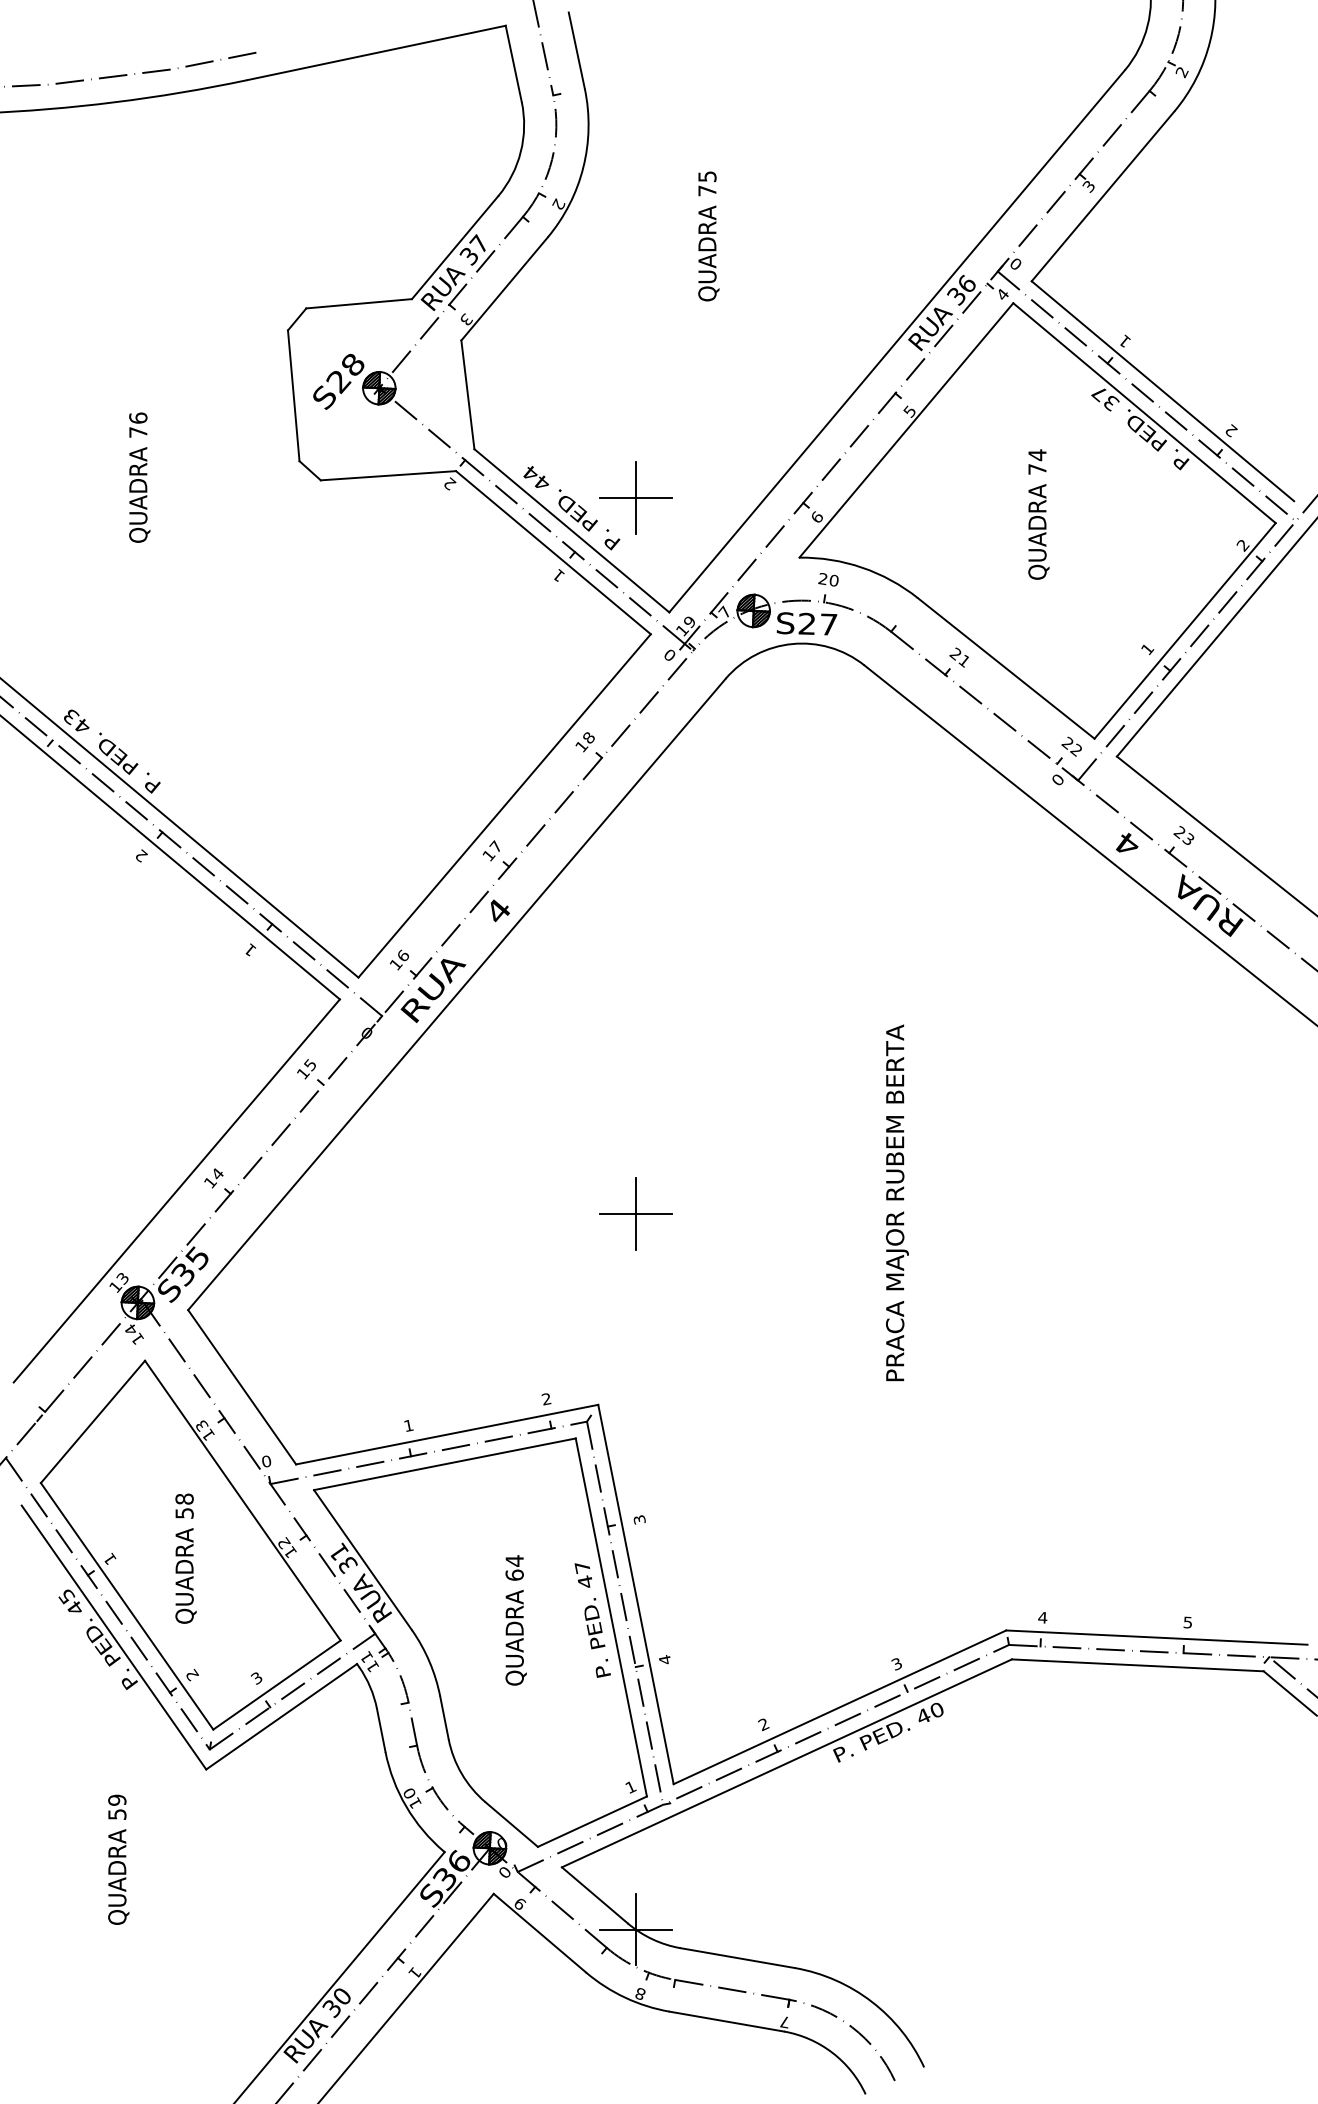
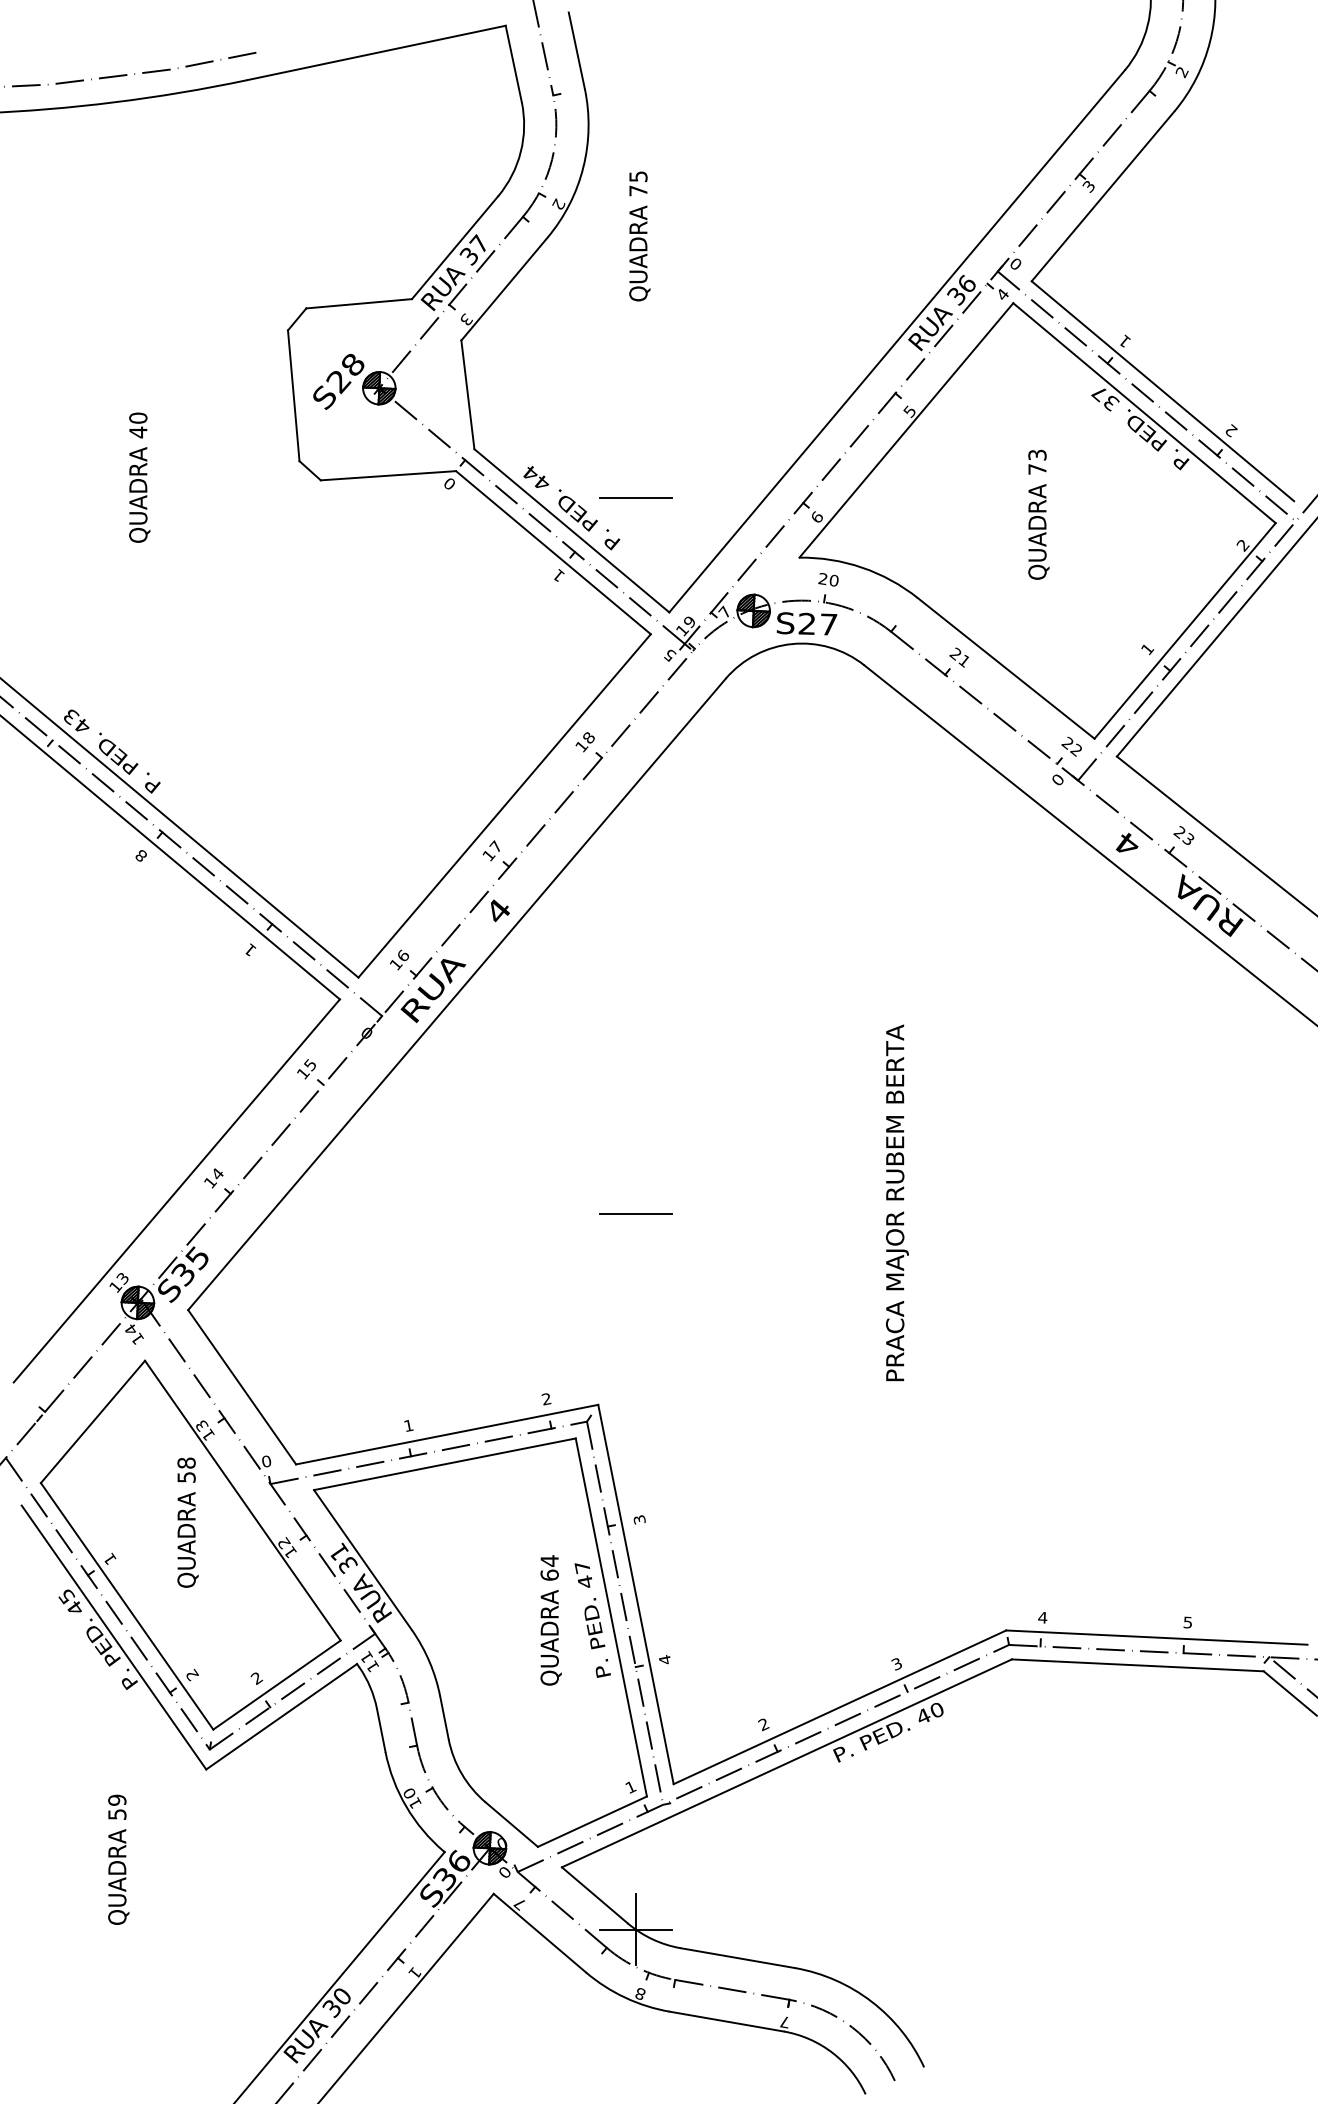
text position: (708, 236) -> (639, 236) (639, 236)
text: 76 -> 40 (138, 425)
text: 74 -> 73 (1037, 455)
text: 2 -> 0 (450, 483)
line: present -> none (636, 497)
text: 0 -> 5 (670, 655)
text: 2 -> 8 (141, 855)
line: present -> none (636, 1213)
text position: (185, 1558) -> (187, 1522) (187, 1522)
text position: (515, 1620) -> (550, 1620) (550, 1620)
text: 3 -> 2 (256, 1677)
text: 9 -> 7 (519, 1904)
